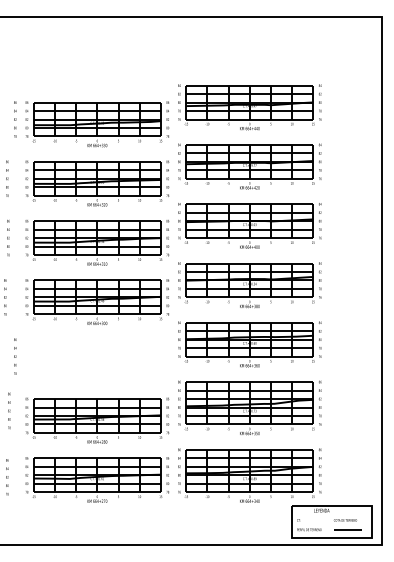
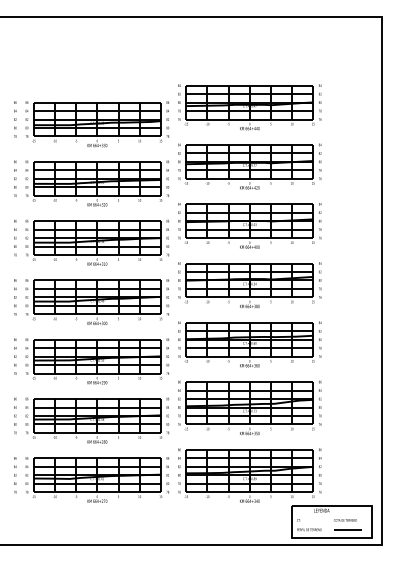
text position: (7, 178) -> (15, 178) (15, 178)
text position: (8, 238) -> (15, 238) (15, 238)
text position: (5, 297) -> (15, 297) (15, 297)
part: none -> present (97, 361)
text position: (9, 410) -> (15, 415) (15, 415)
text position: (7, 477) -> (15, 475) (15, 475)
